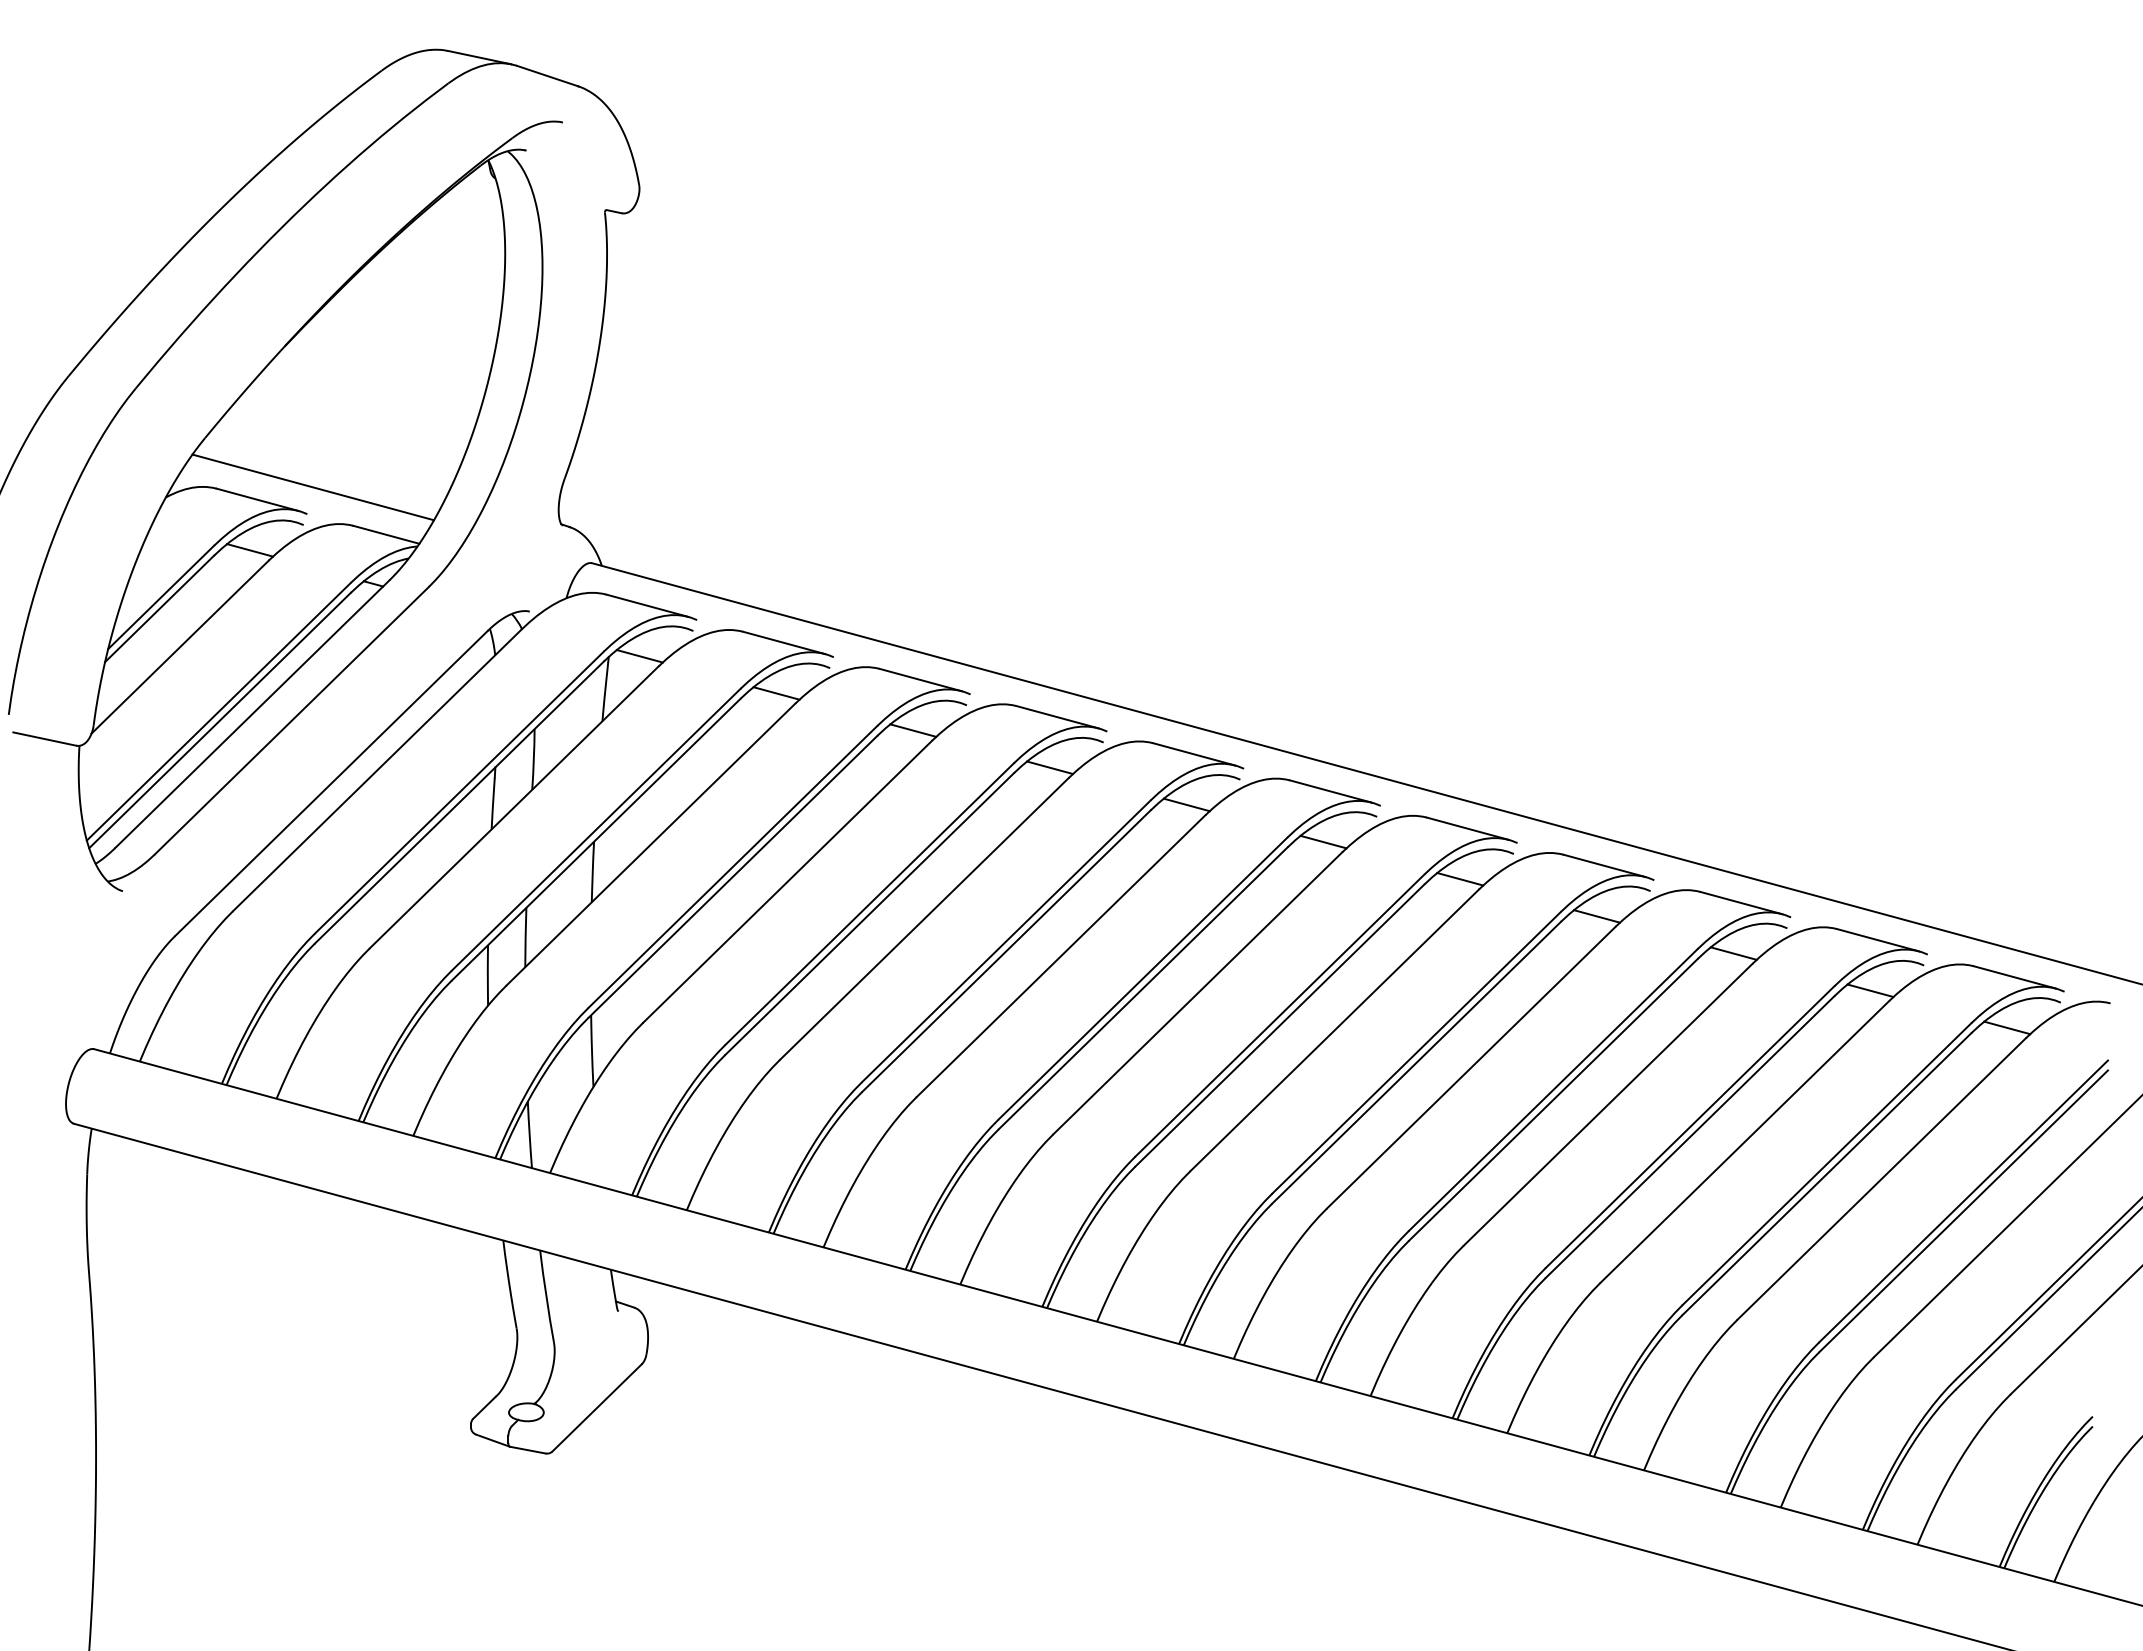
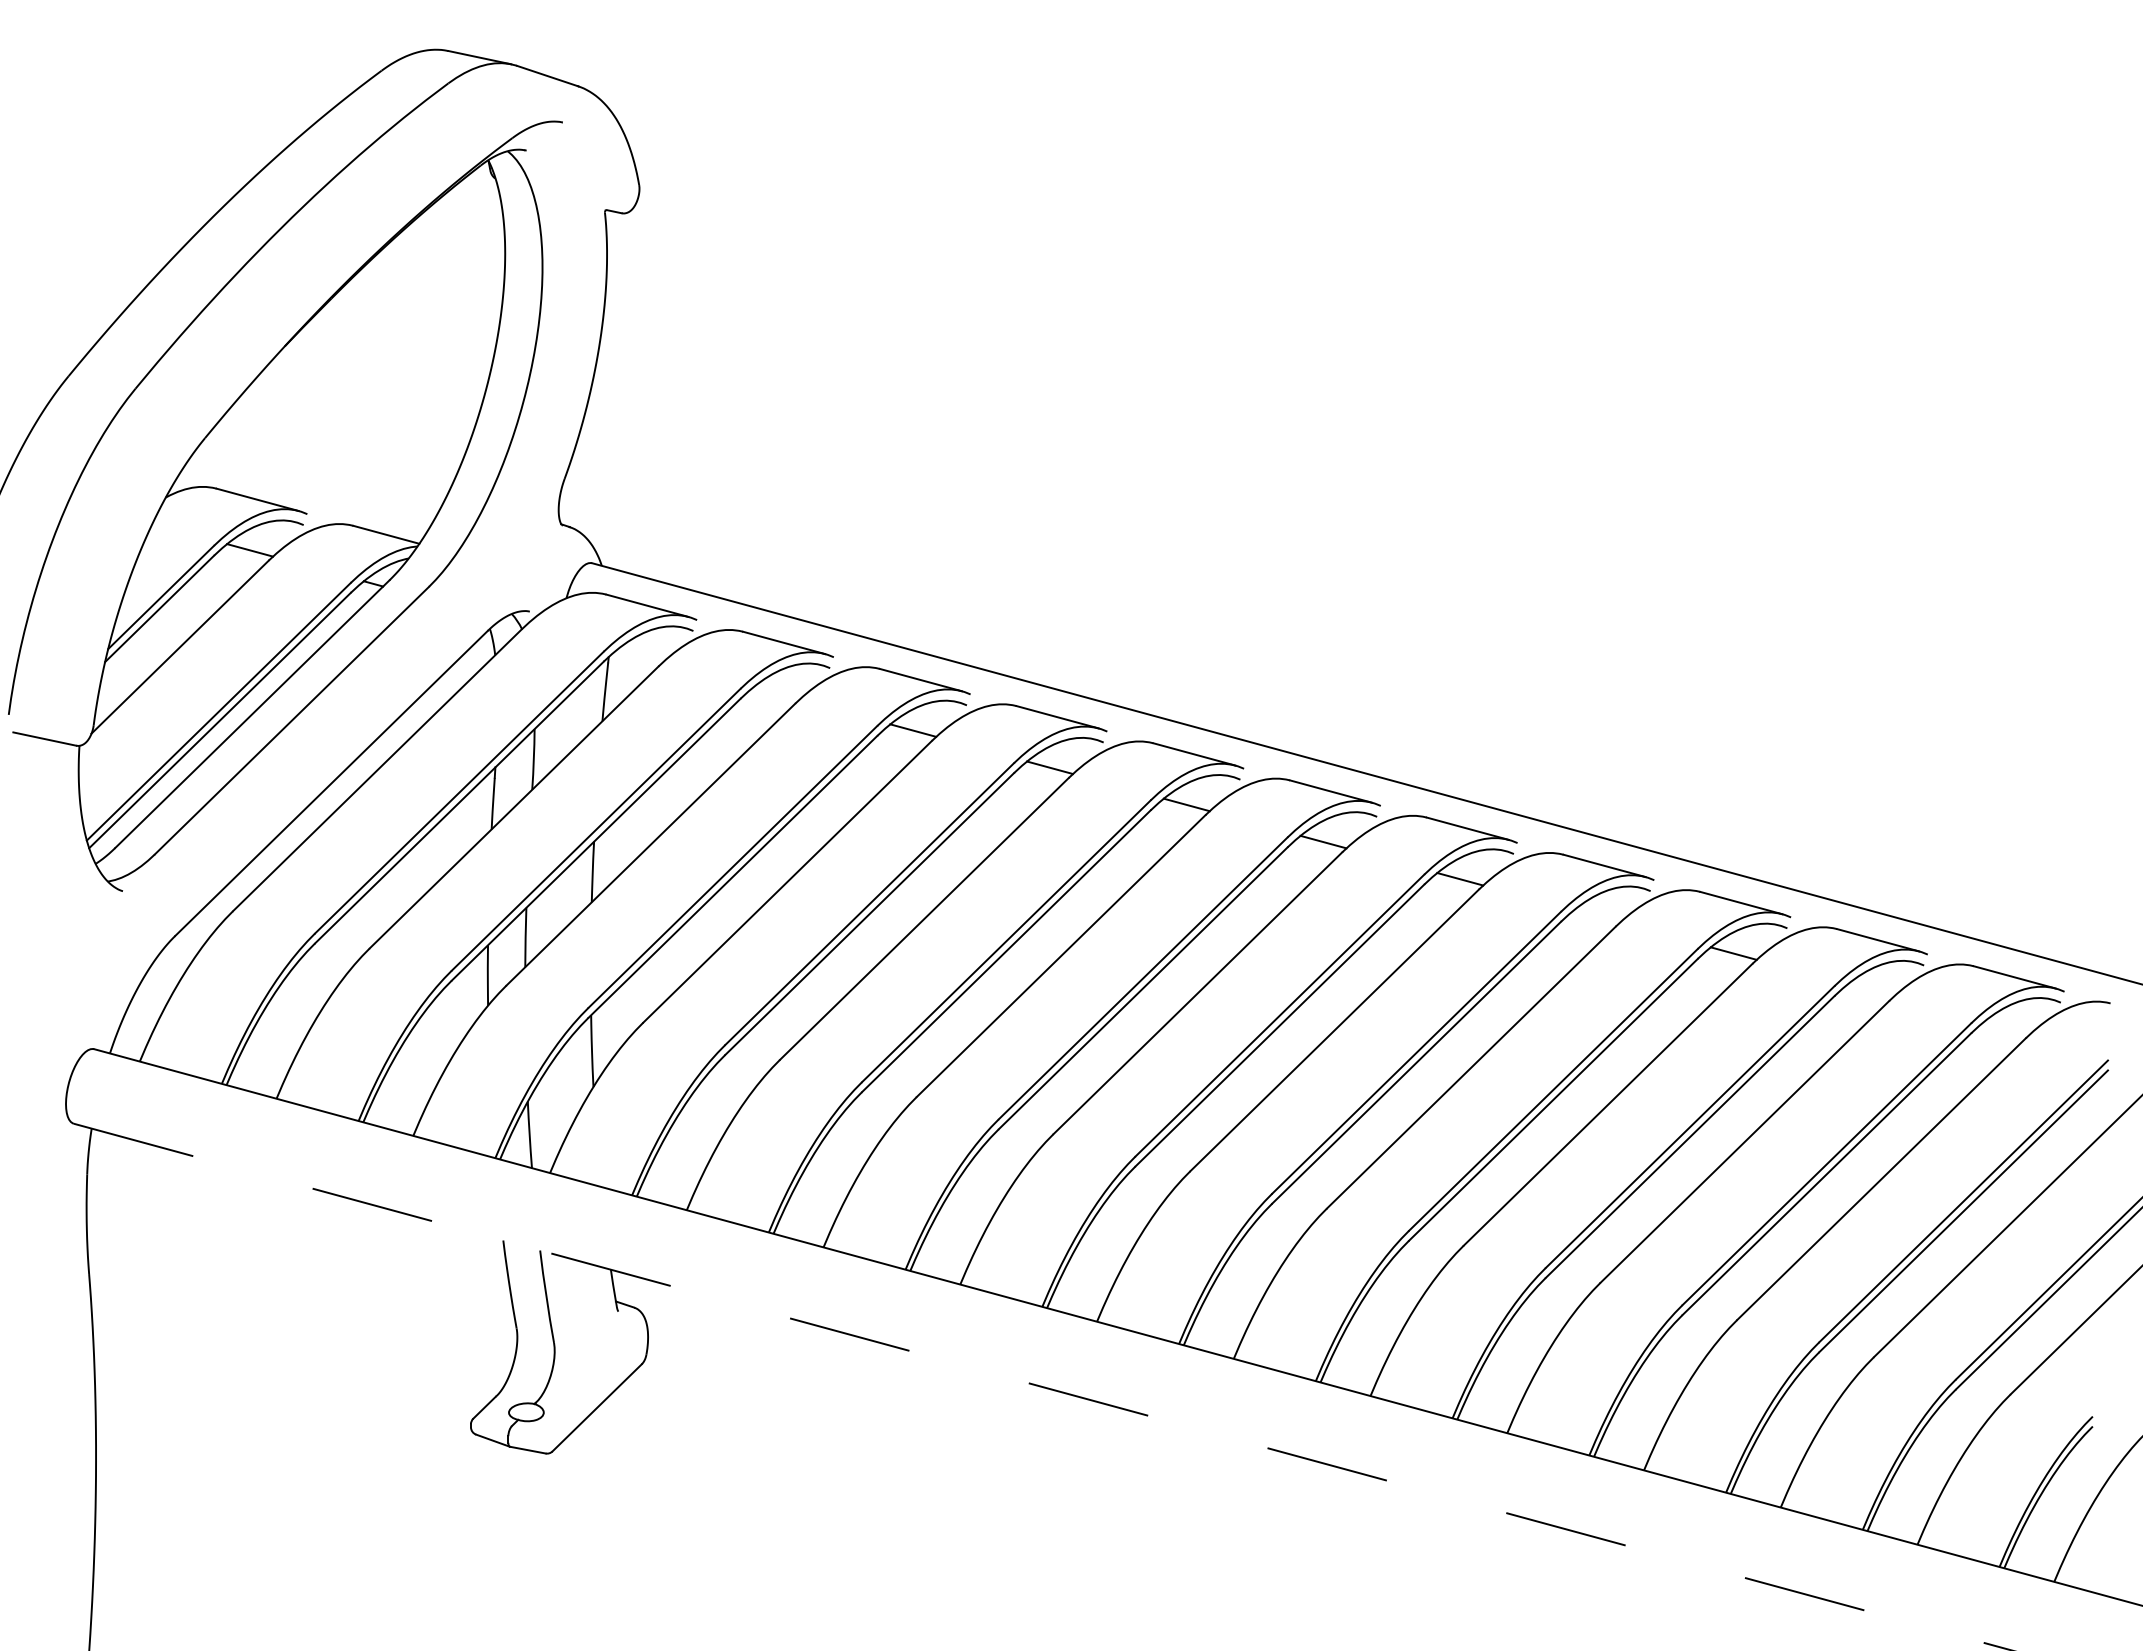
line: present -> none (312, 487)
line: present -> none (639, 656)
line: present -> none (776, 693)
line: present -> none (1596, 916)
line: present -> none (1870, 990)
line: present -> none (2007, 1027)
line: solid -> dashed (1043, 1387)
